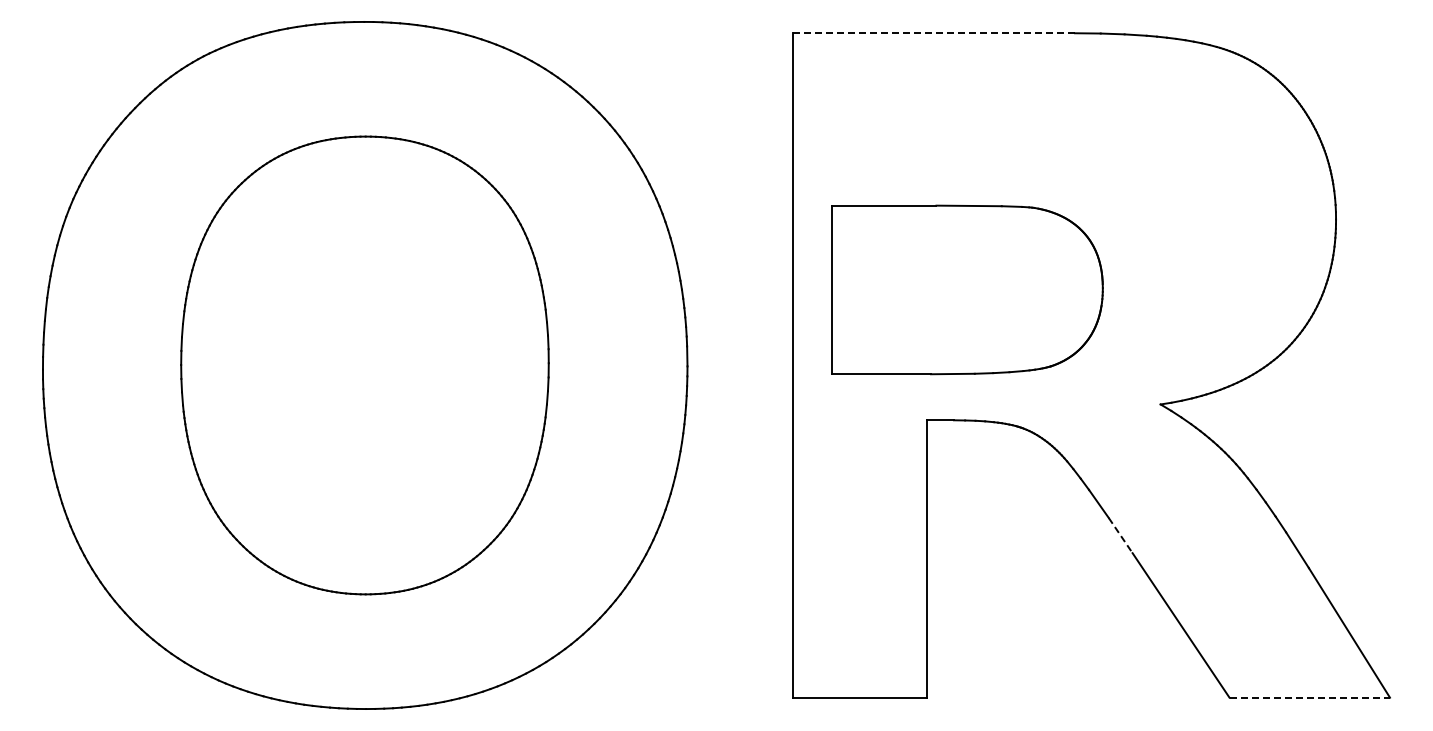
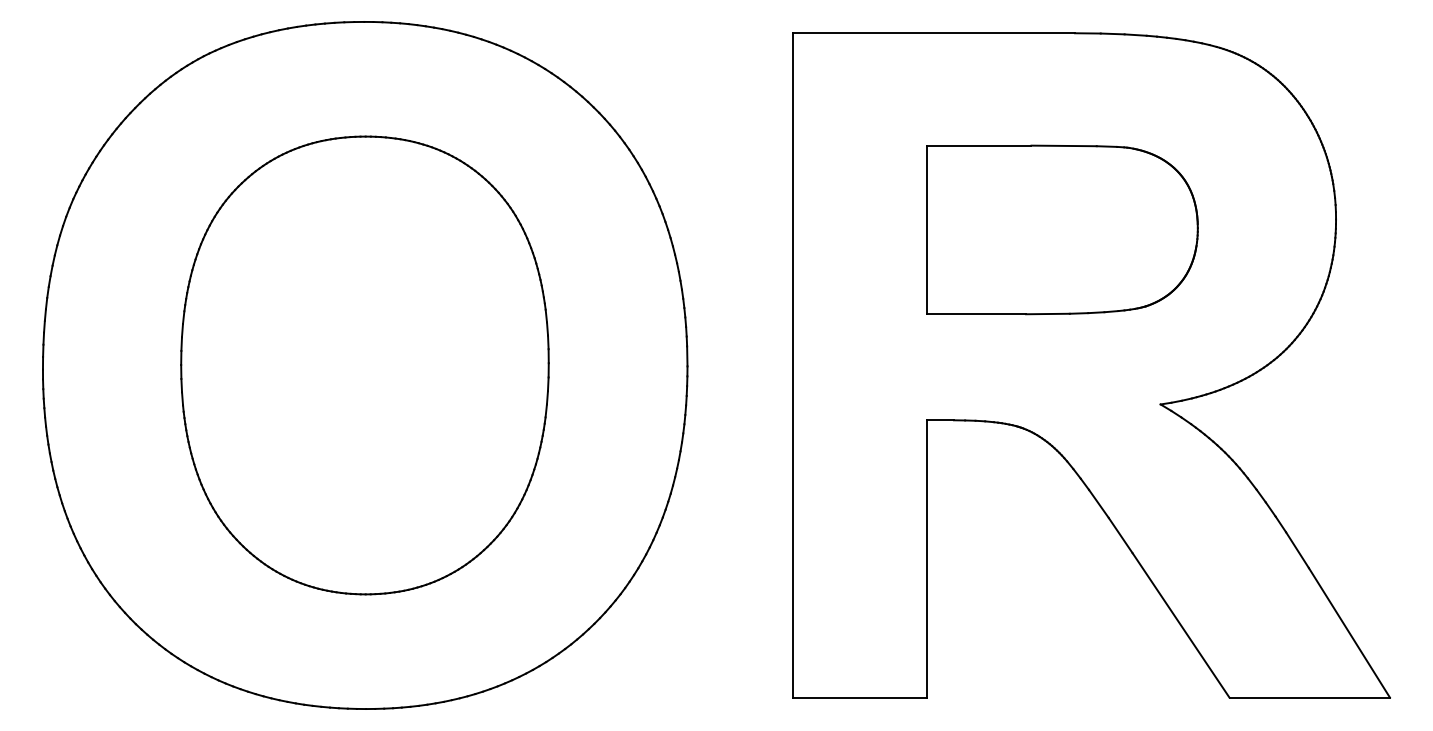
line: dashed -> solid (933, 33)
part position: (967, 289) -> (1062, 229) (1062, 229)
line: dashed -> solid (1120, 535)
line: dashed -> solid (1310, 697)
